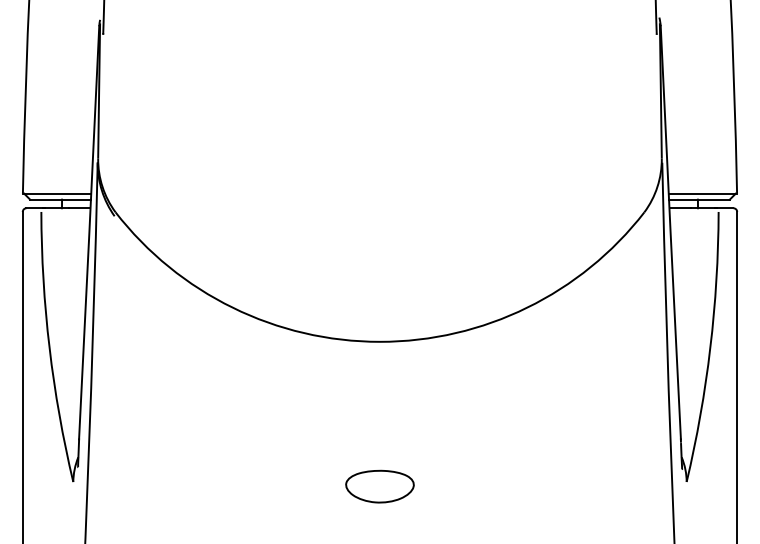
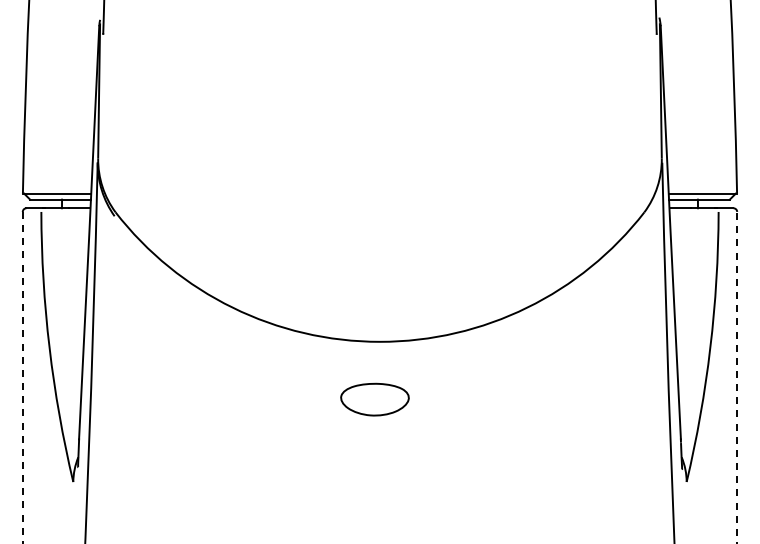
line: solid -> dashed (22, 377)
line: solid -> dashed (737, 377)
part position: (379, 486) -> (374, 399) (374, 399)
